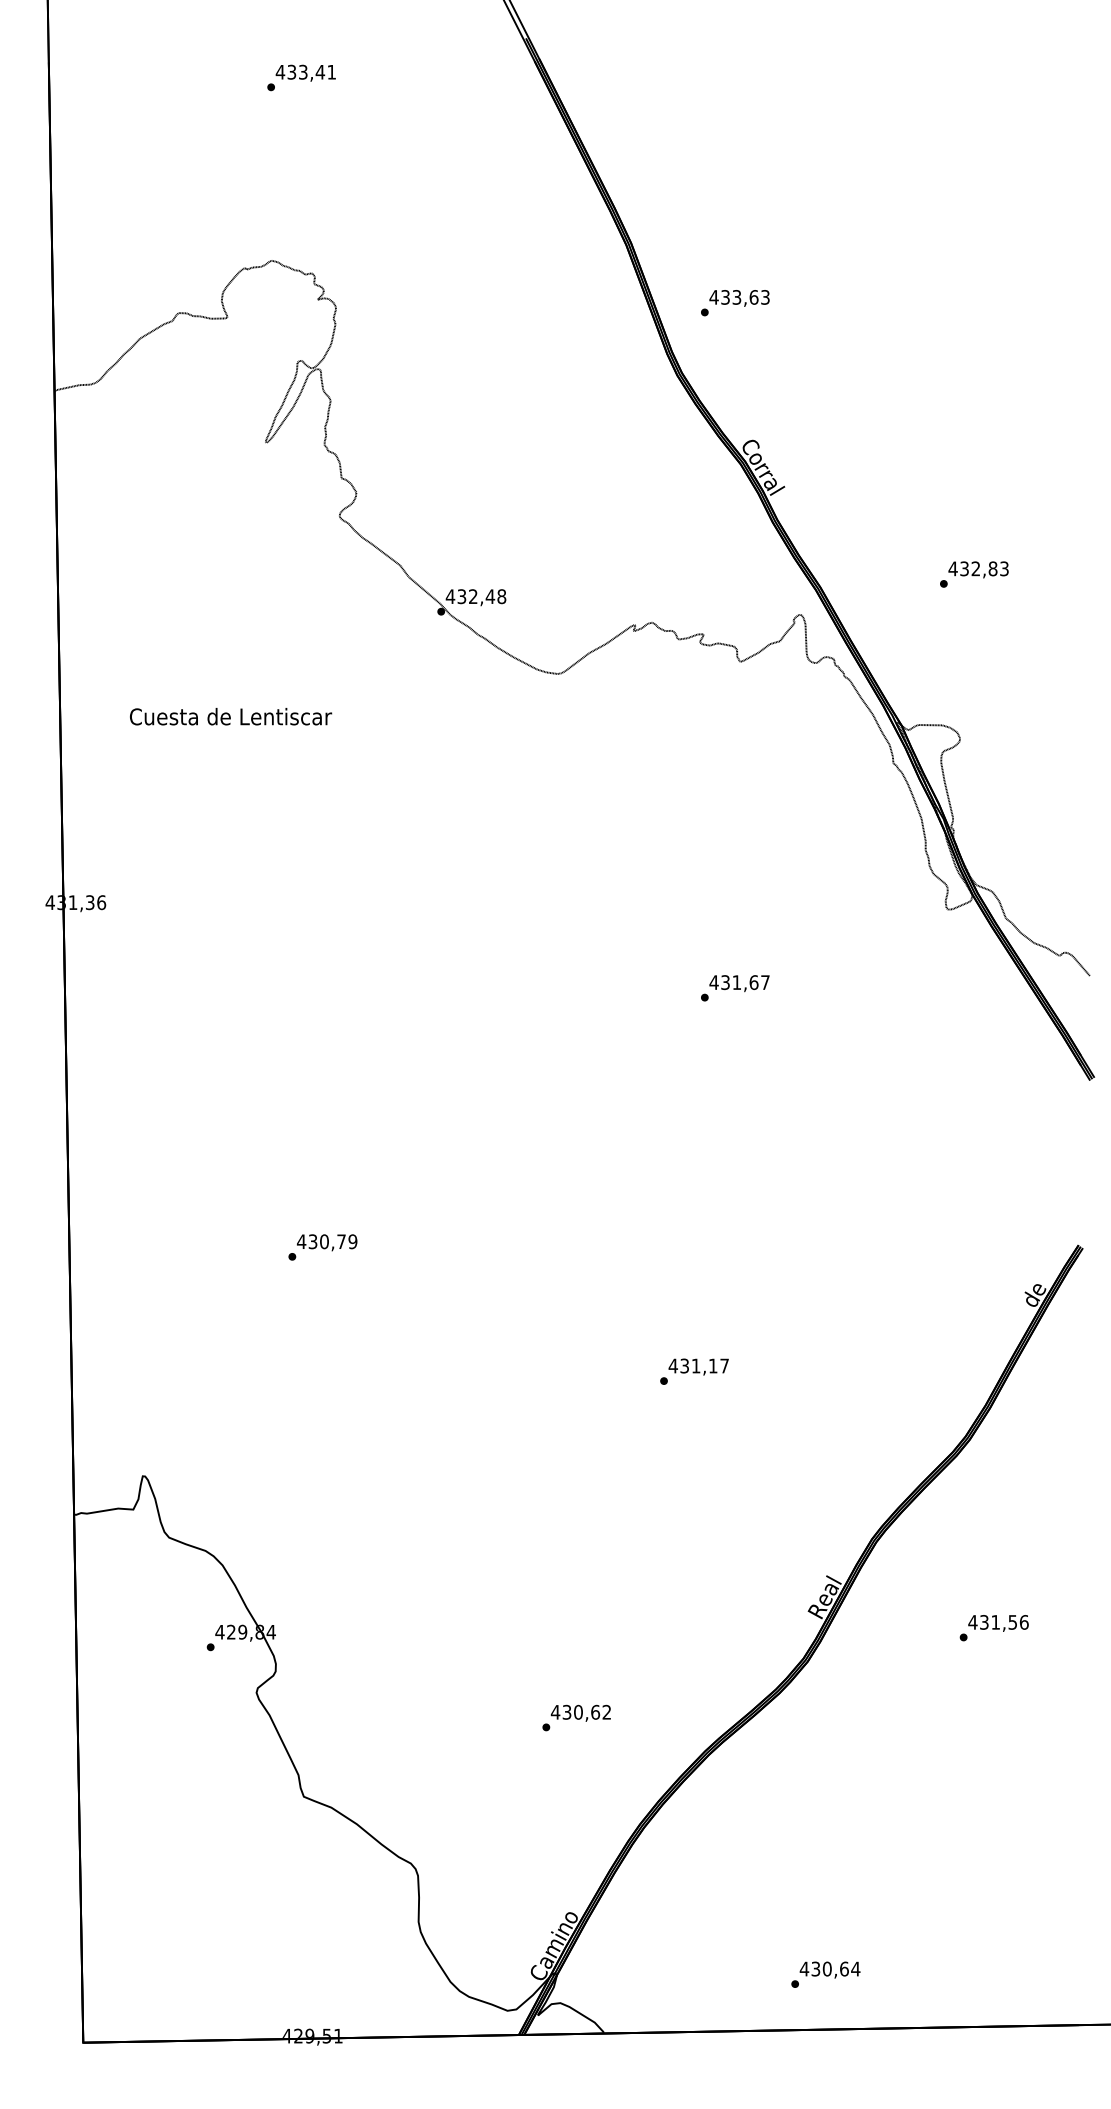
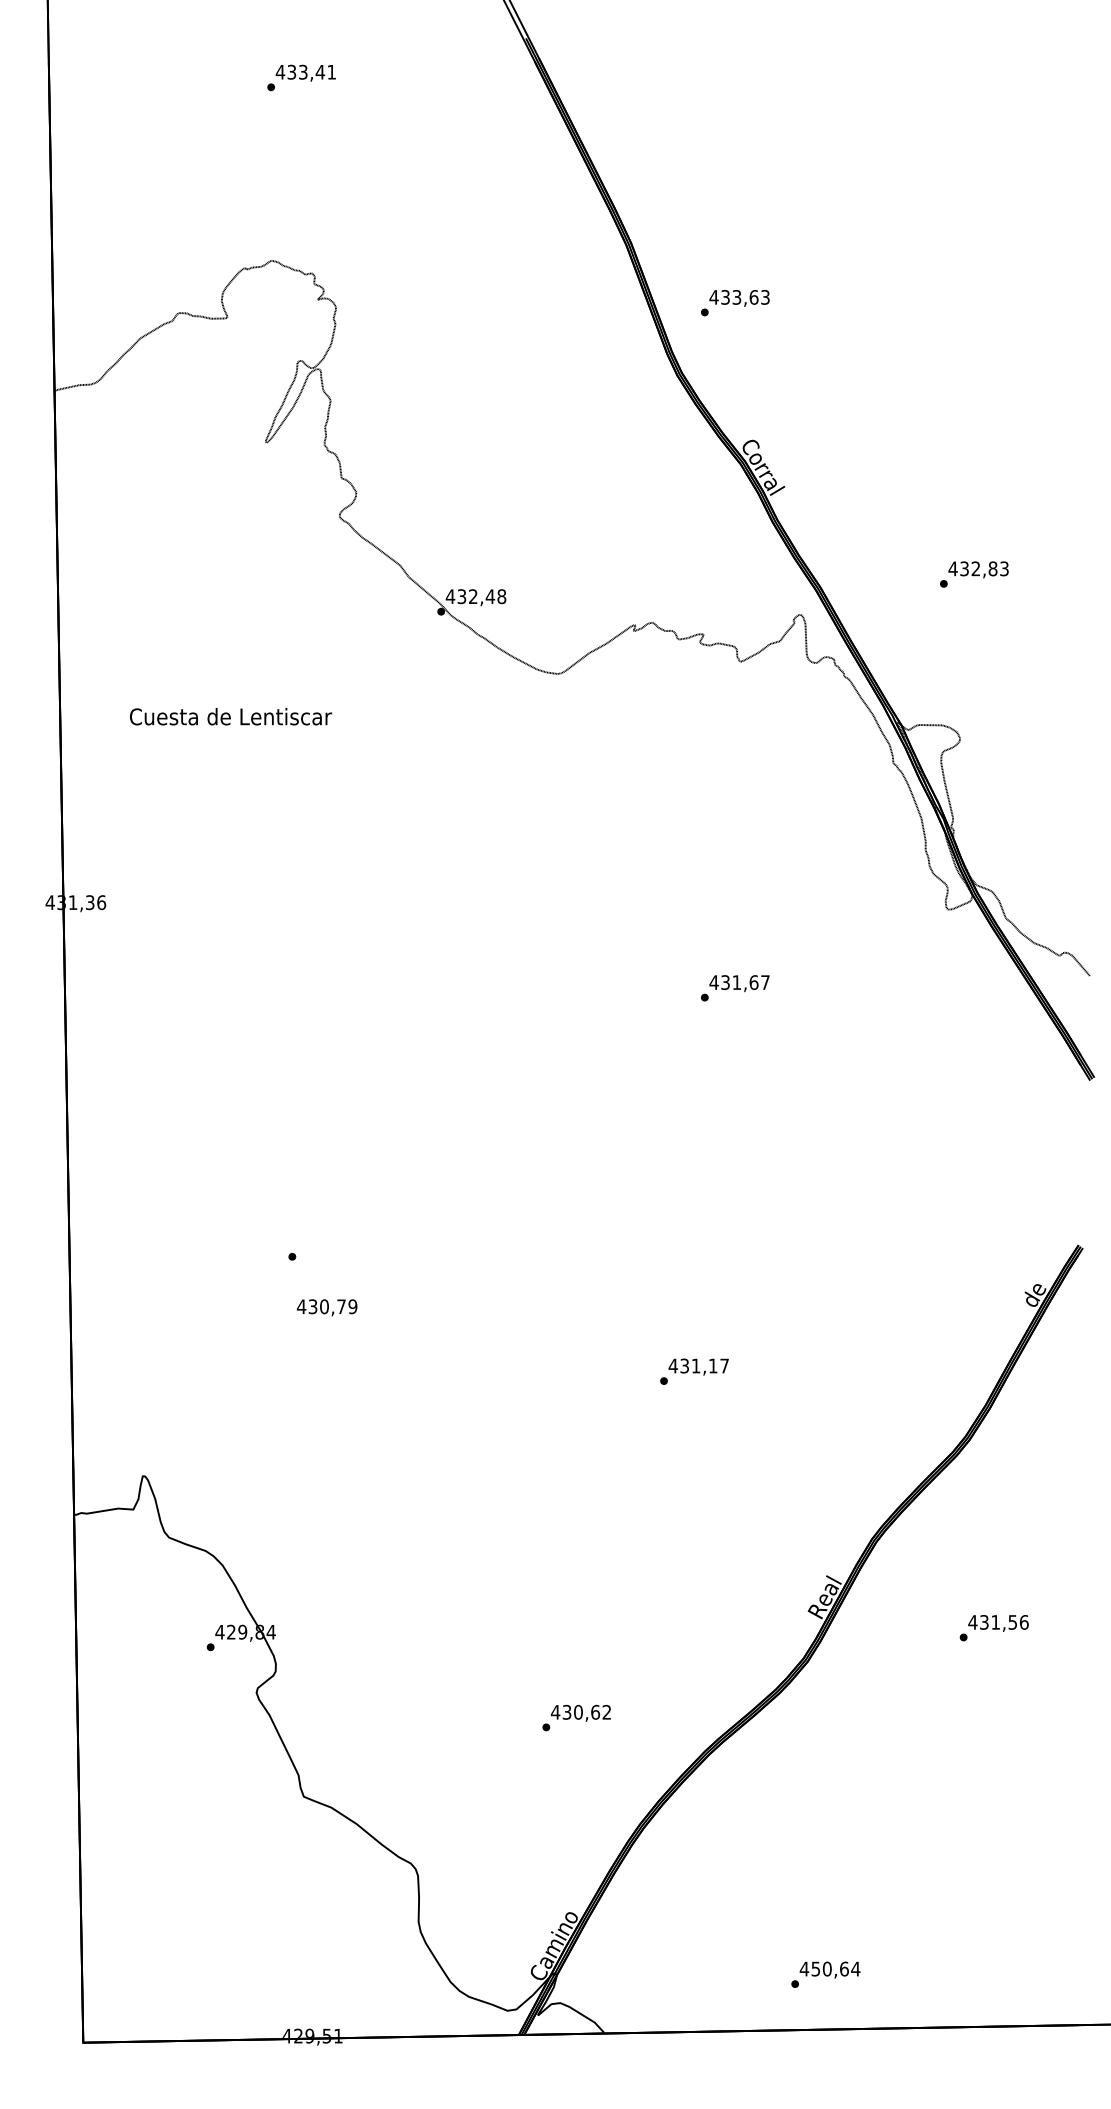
text position: (327, 1242) -> (327, 1307) (327, 1307)
text: 430,64 -> 450,64 (816, 1968)
